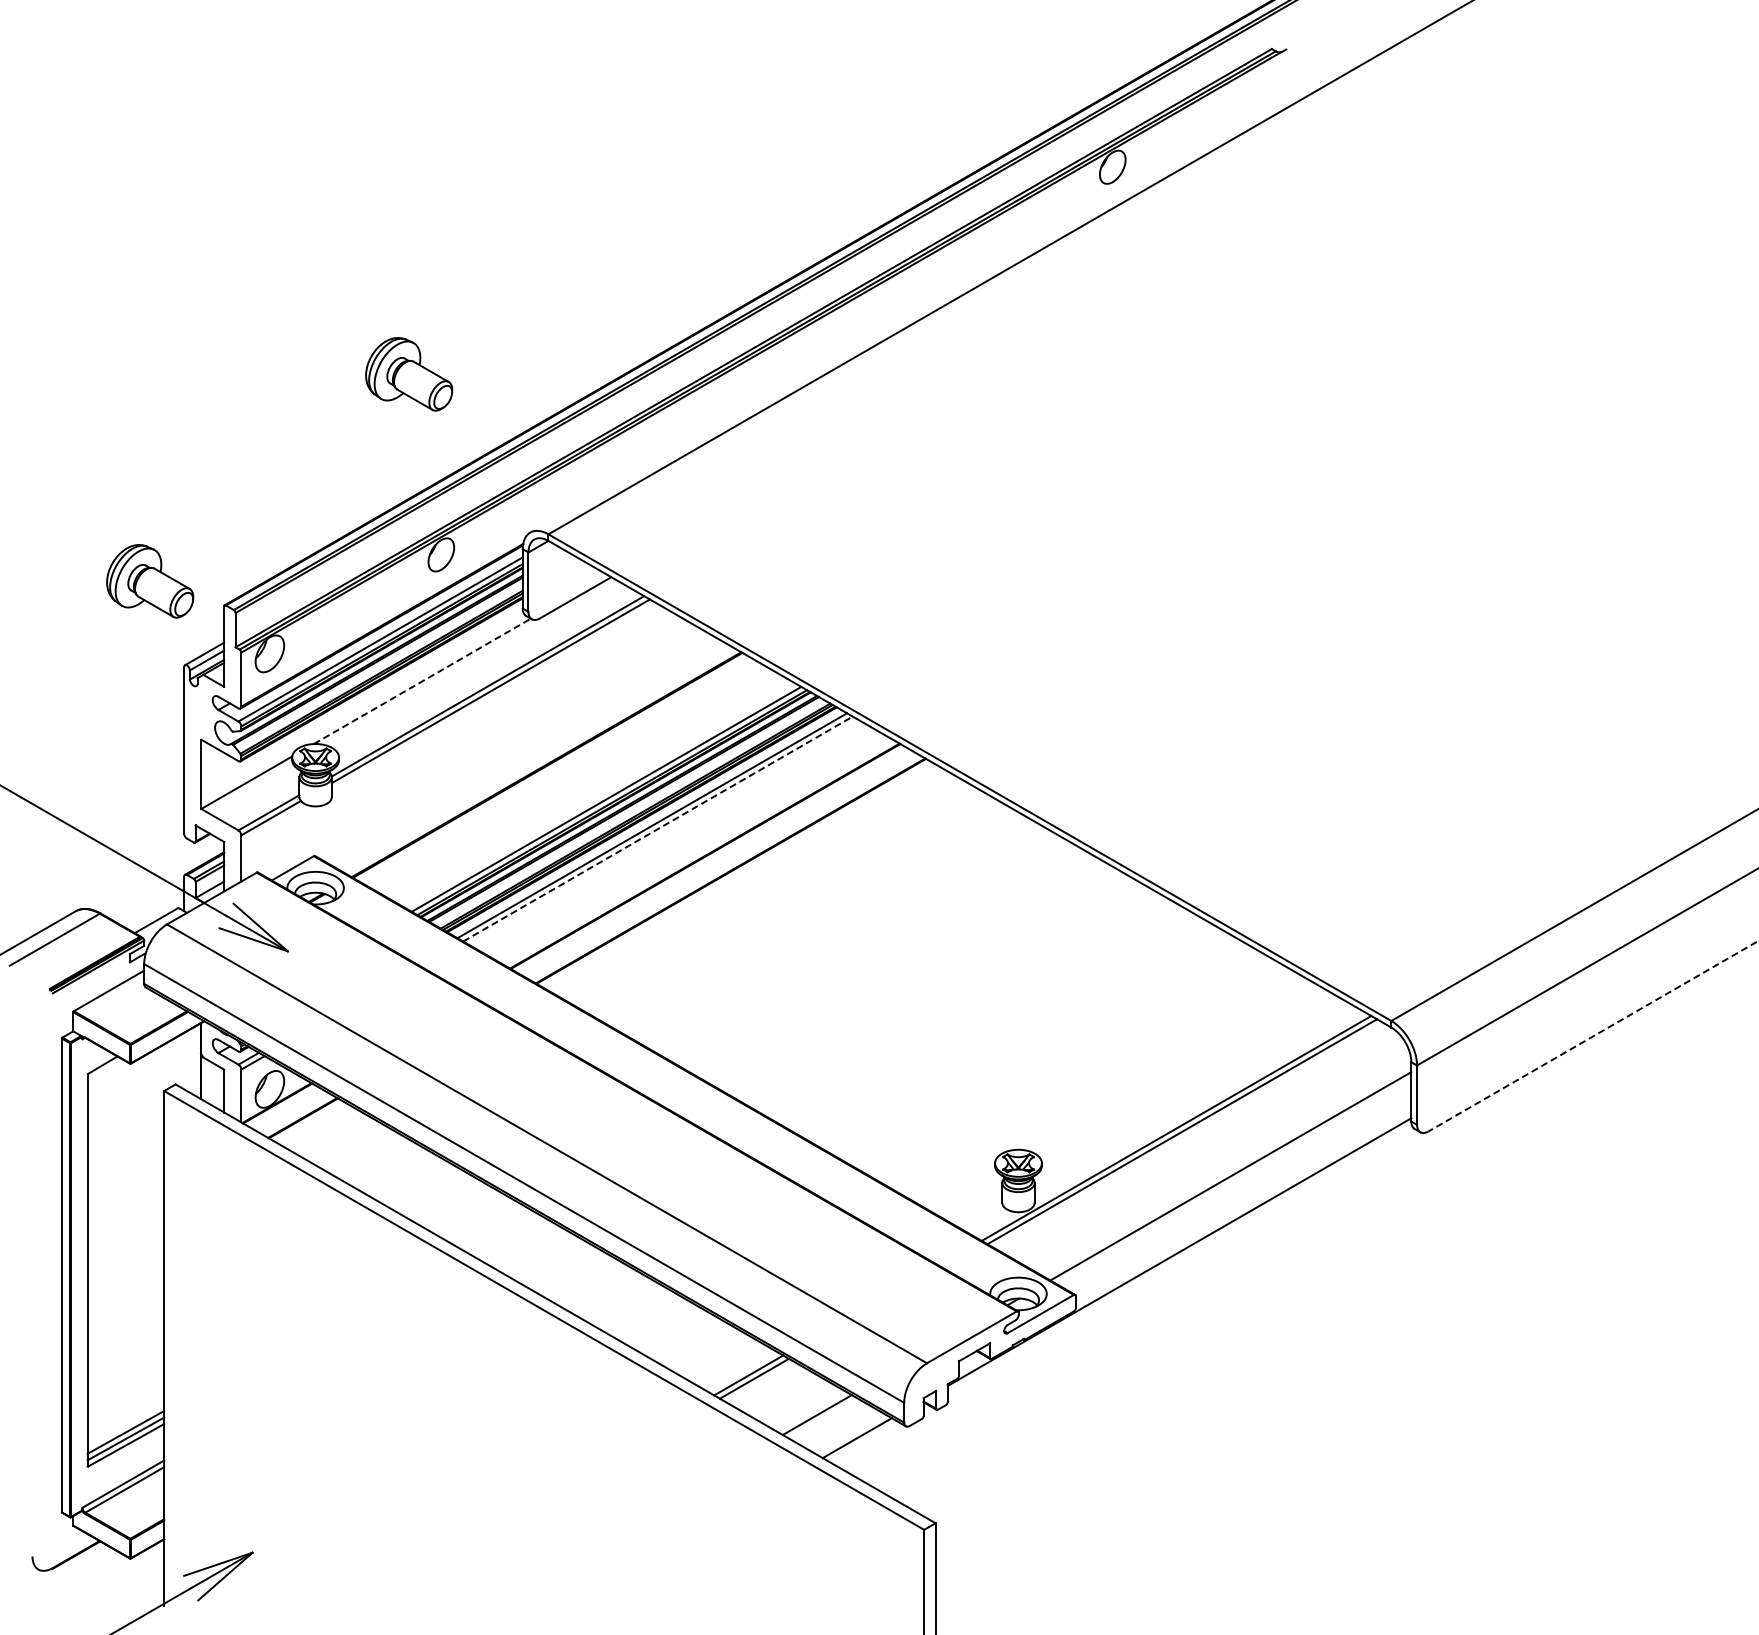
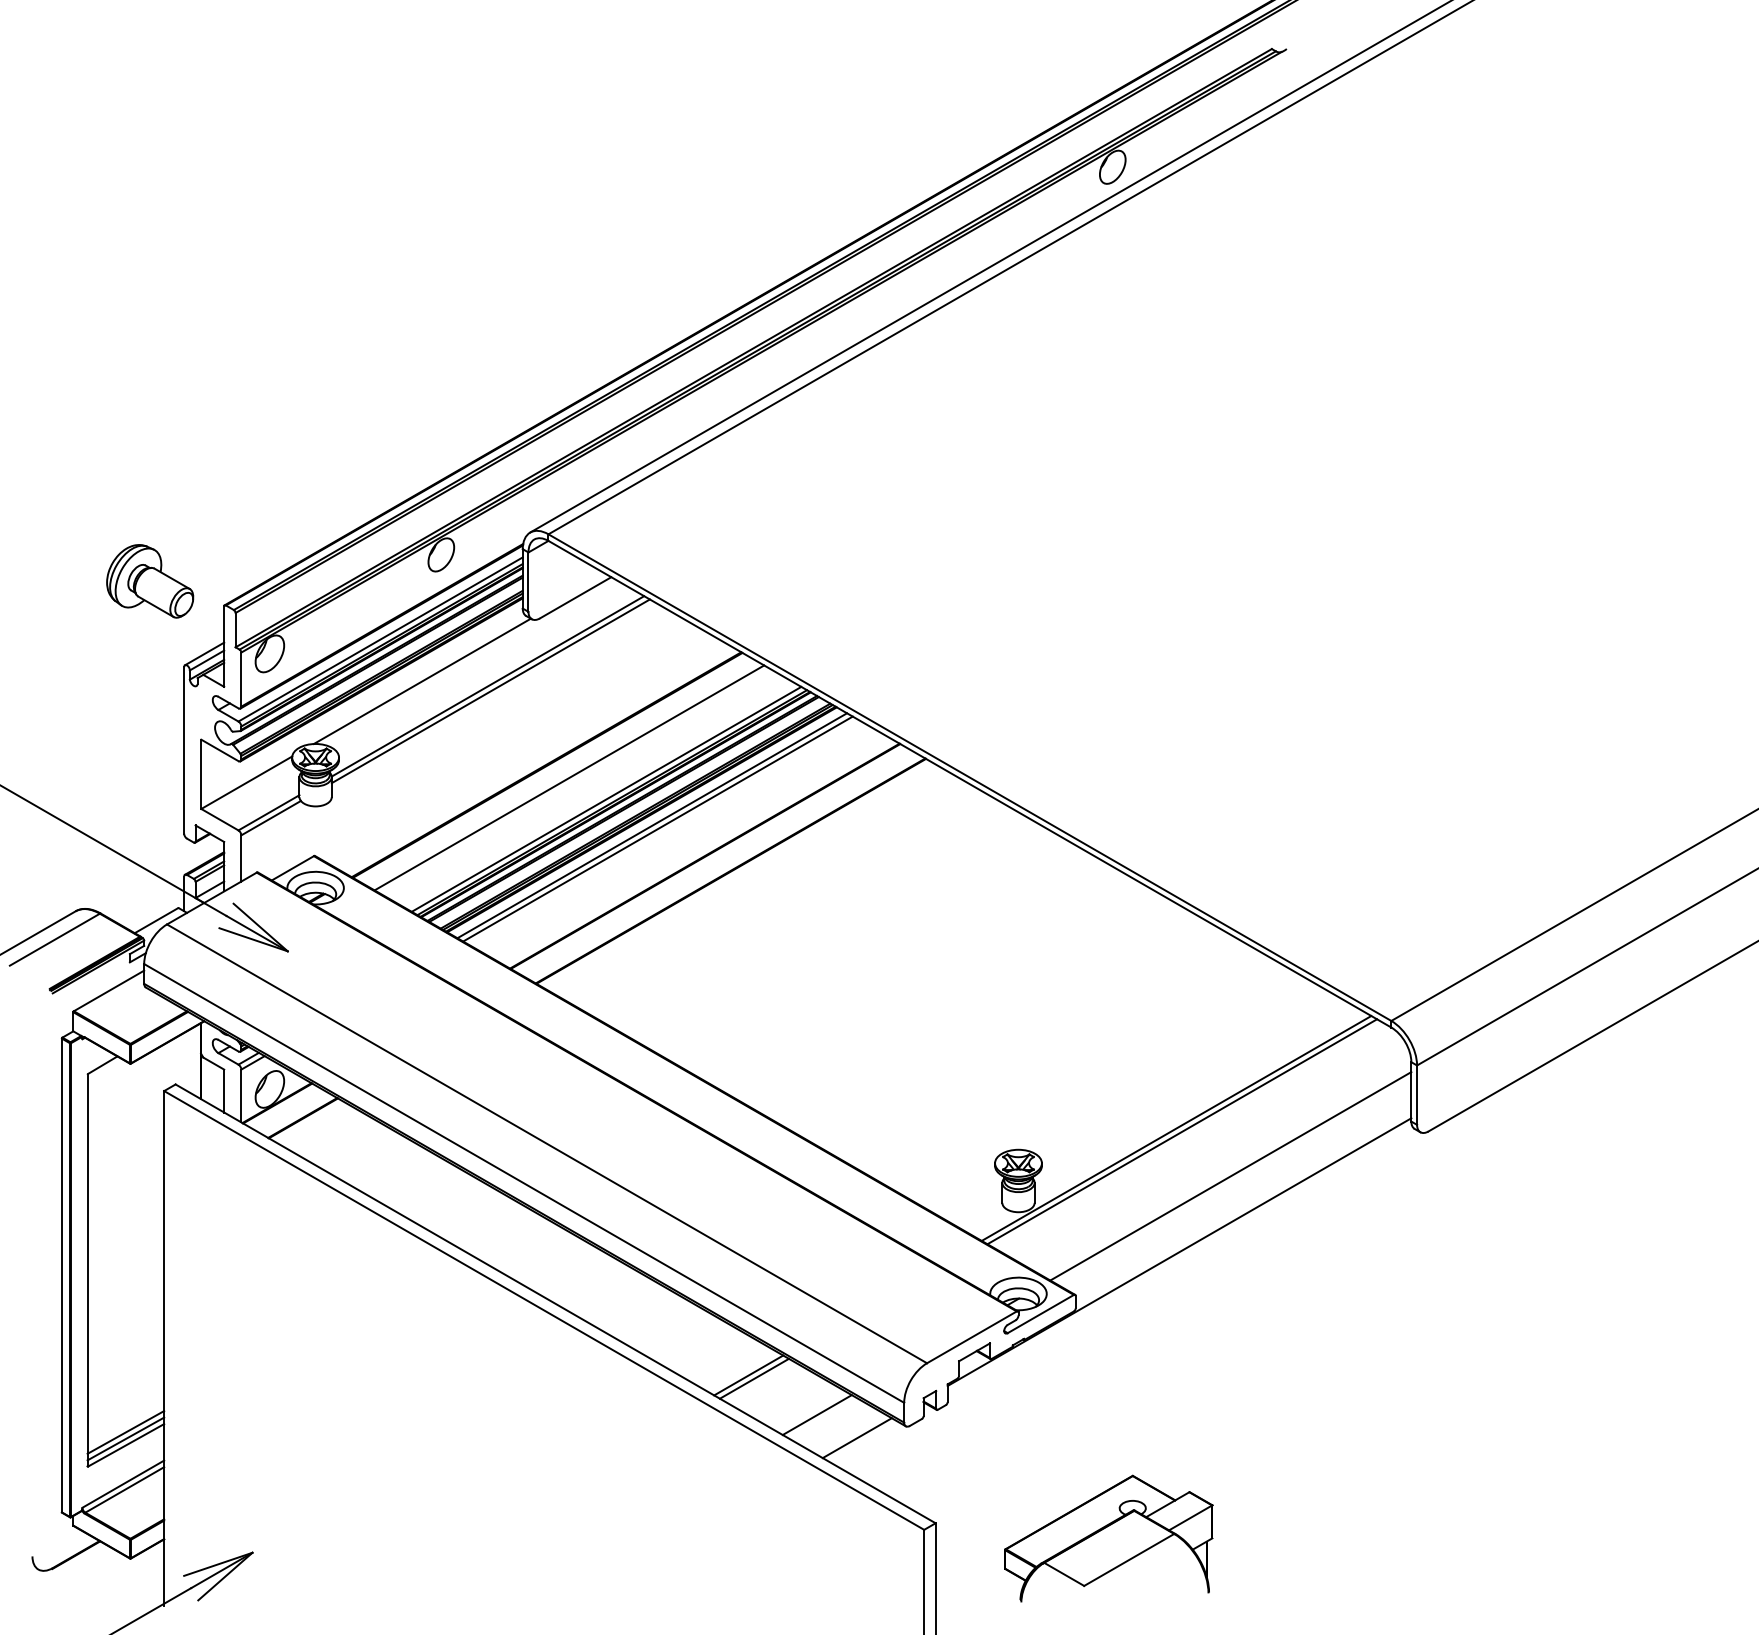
line: none -> present (989, 267)
part: present -> none (409, 374)
line: dashed -> solid (422, 681)
line: none -> present (569, 777)
line: dashed -> solid (657, 829)
line: dashed -> solid (1592, 1036)
part: none -> present (1108, 1538)
